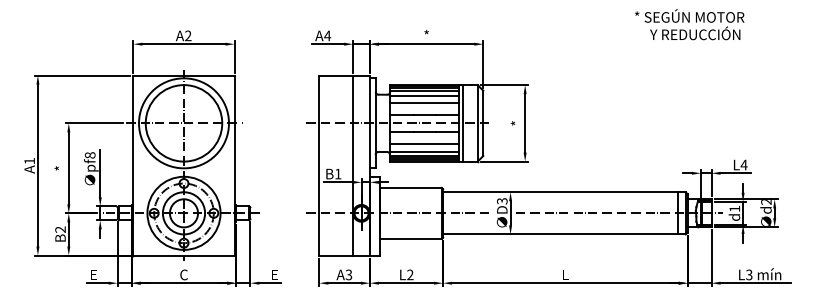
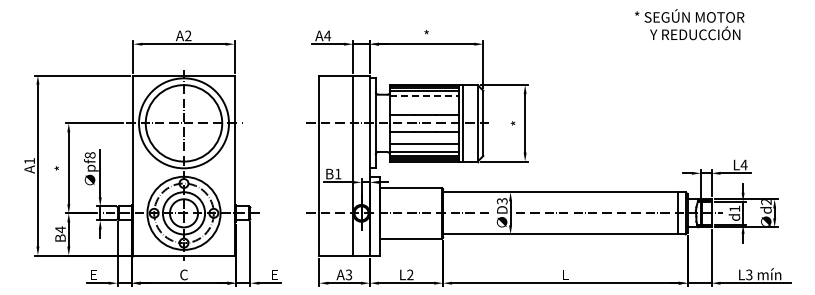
line: solid -> dashed (424, 95)
line: present -> none (424, 103)
text: B2 -> B4 (60, 229)
